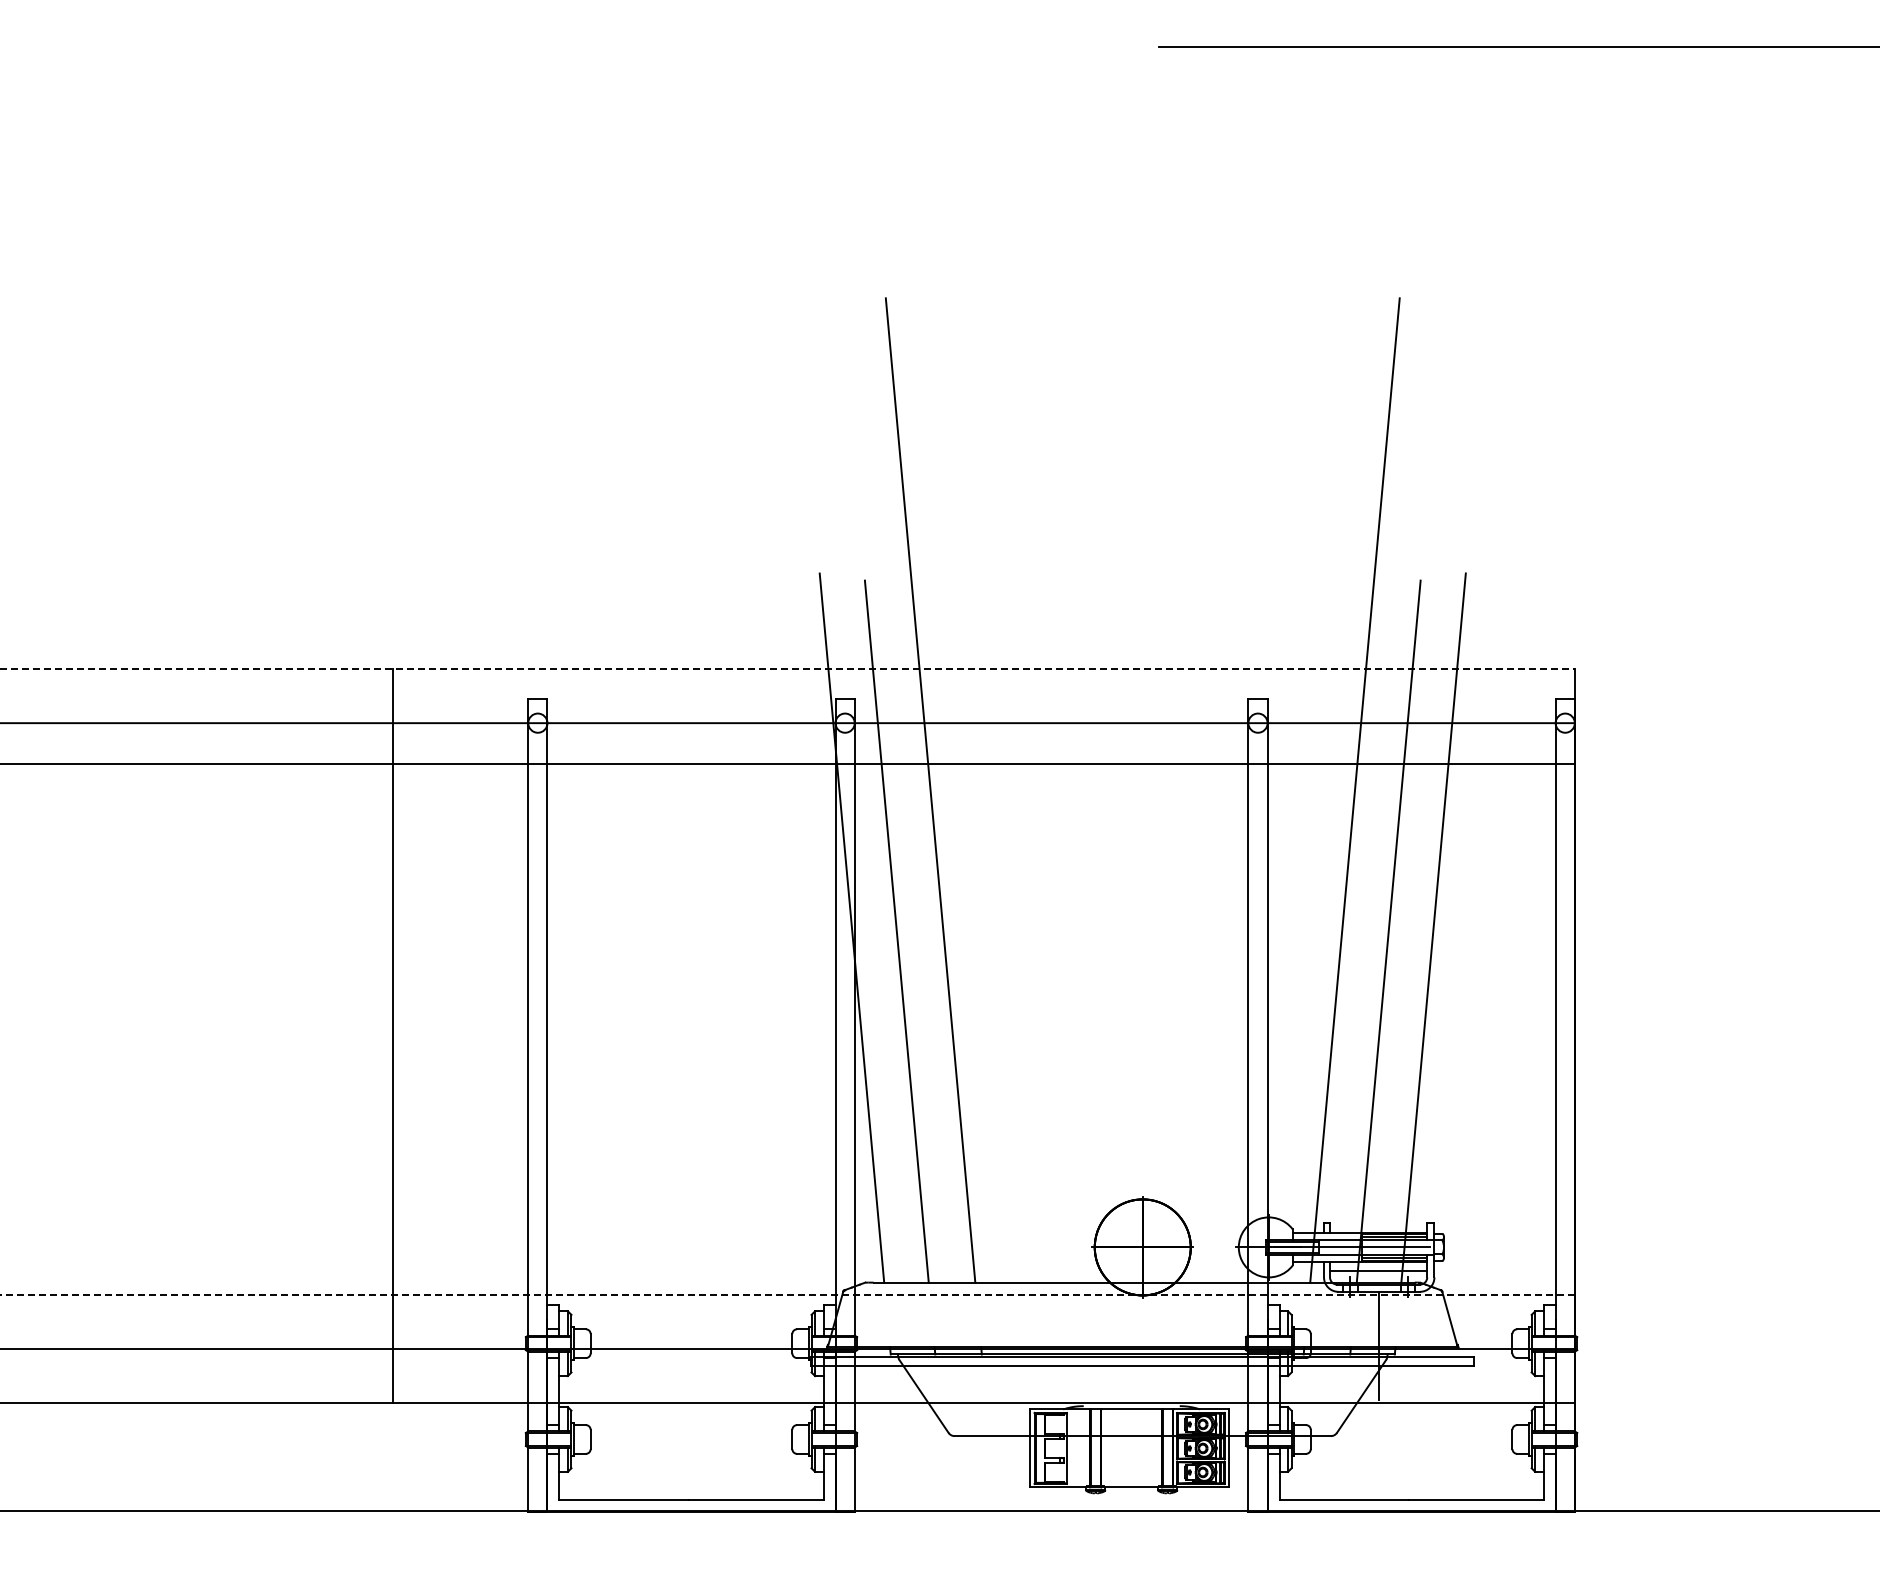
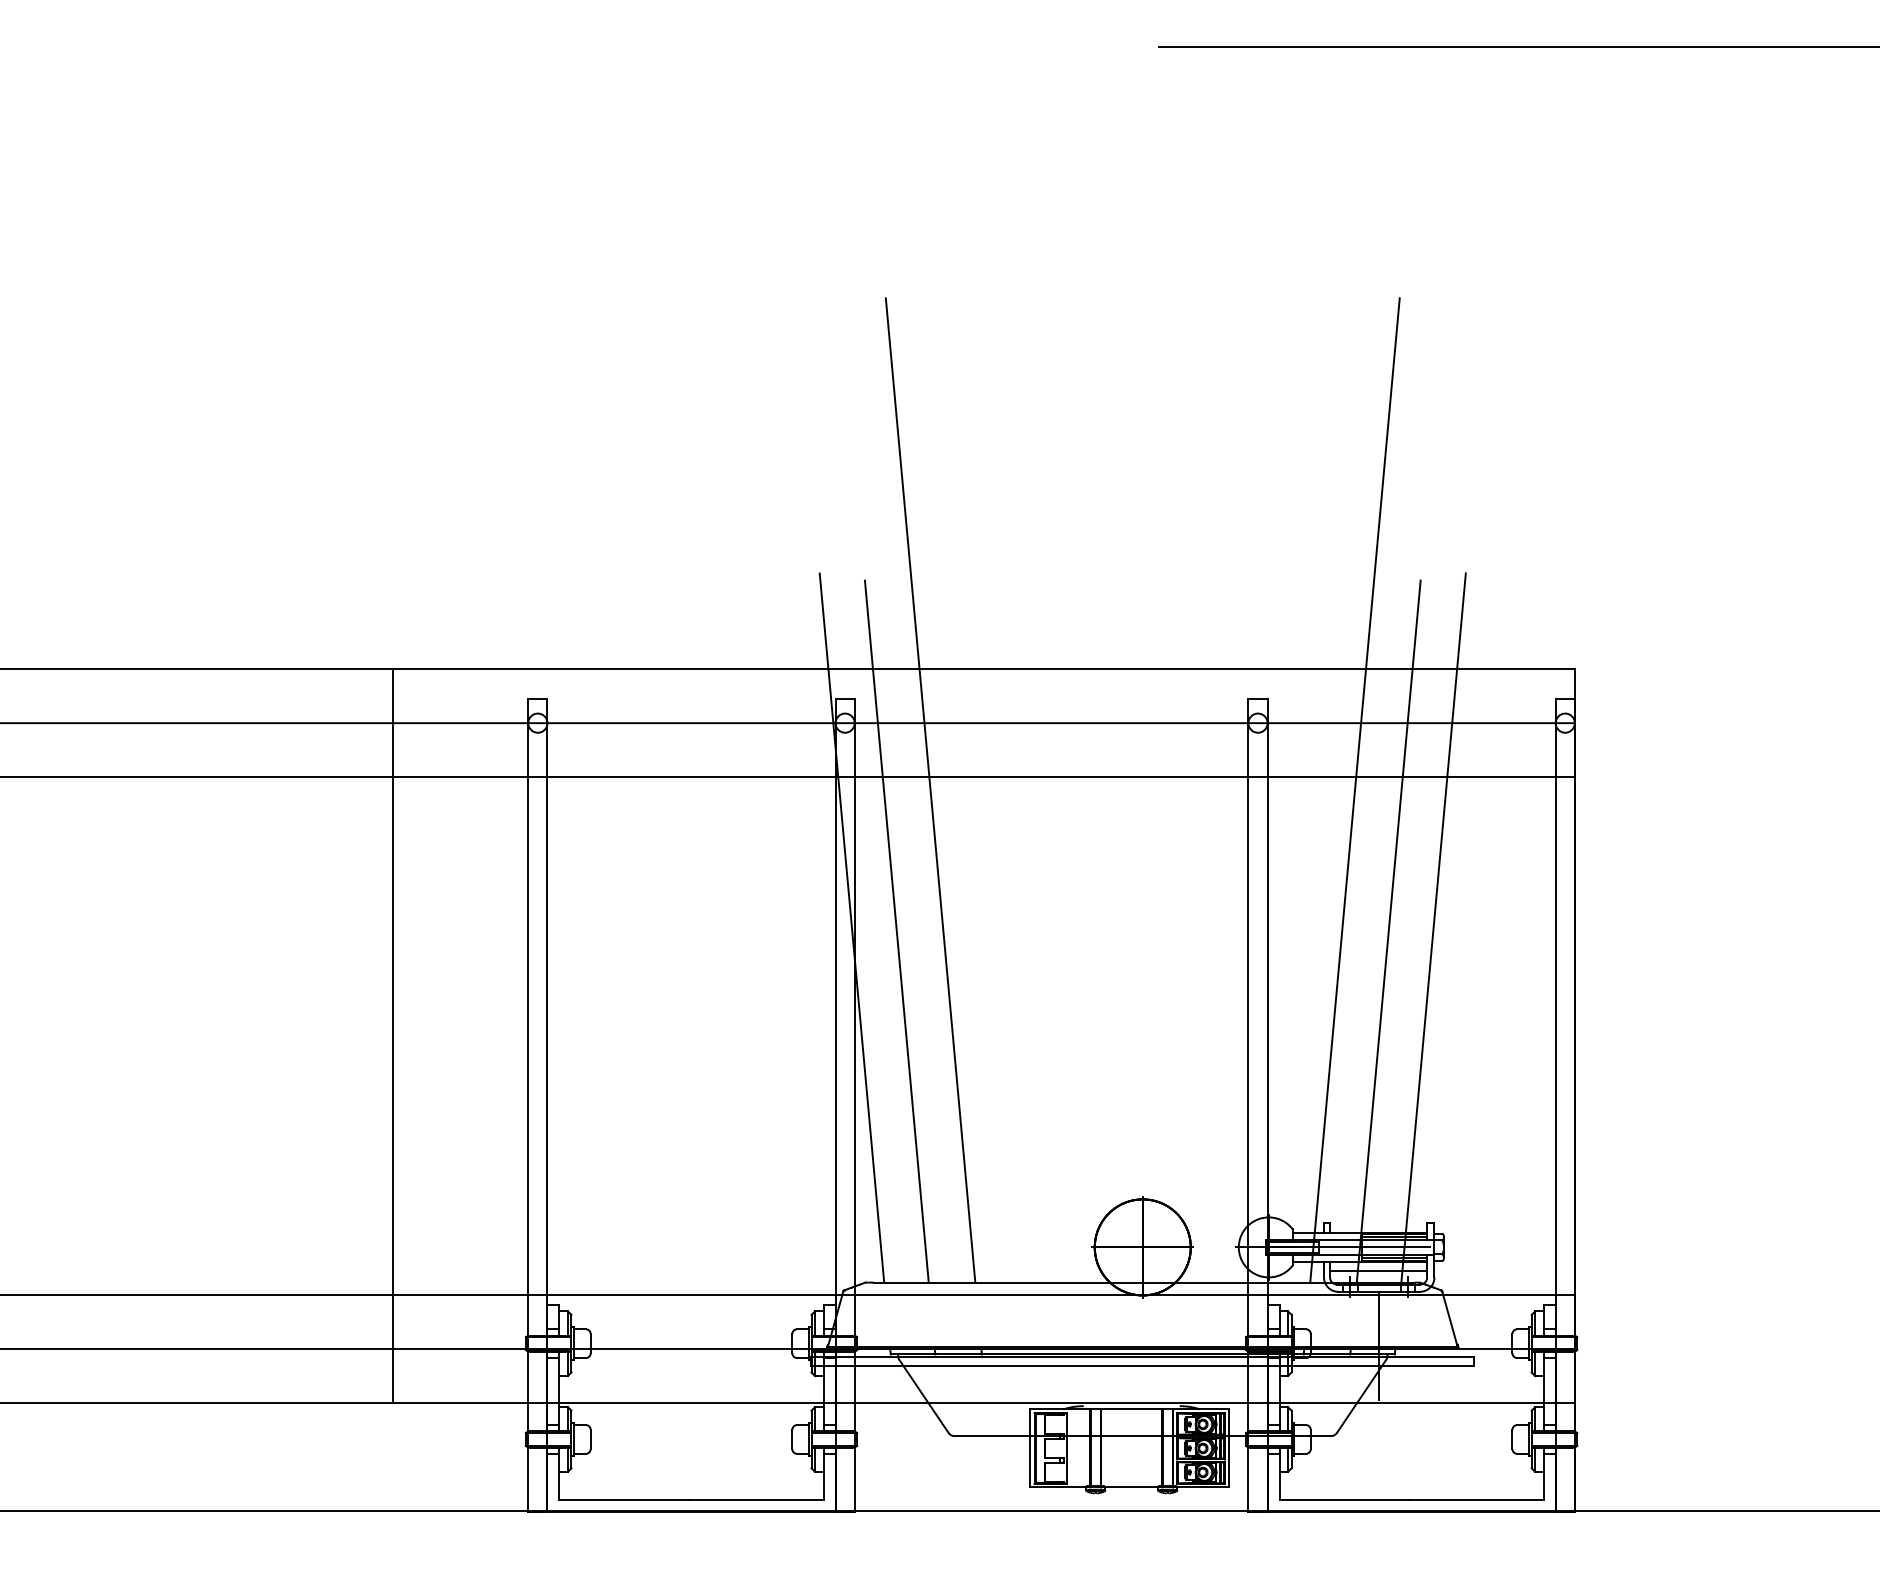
line: dashed -> solid (788, 669)
line position: (788, 764) -> (788, 777) (788, 777)
line: dashed -> solid (787, 1295)
